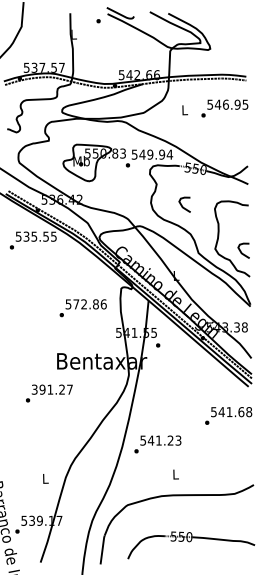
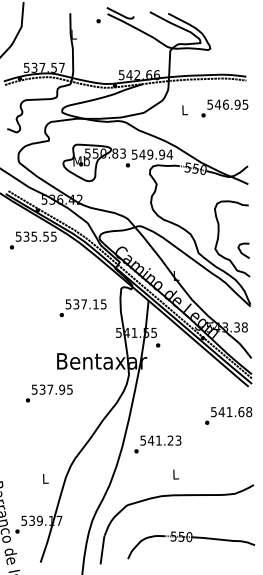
curve: present -> none (182, 204)
text: 572.86 -> 537.15 (89, 304)
text: 391.27 -> 537.95 (52, 389)
